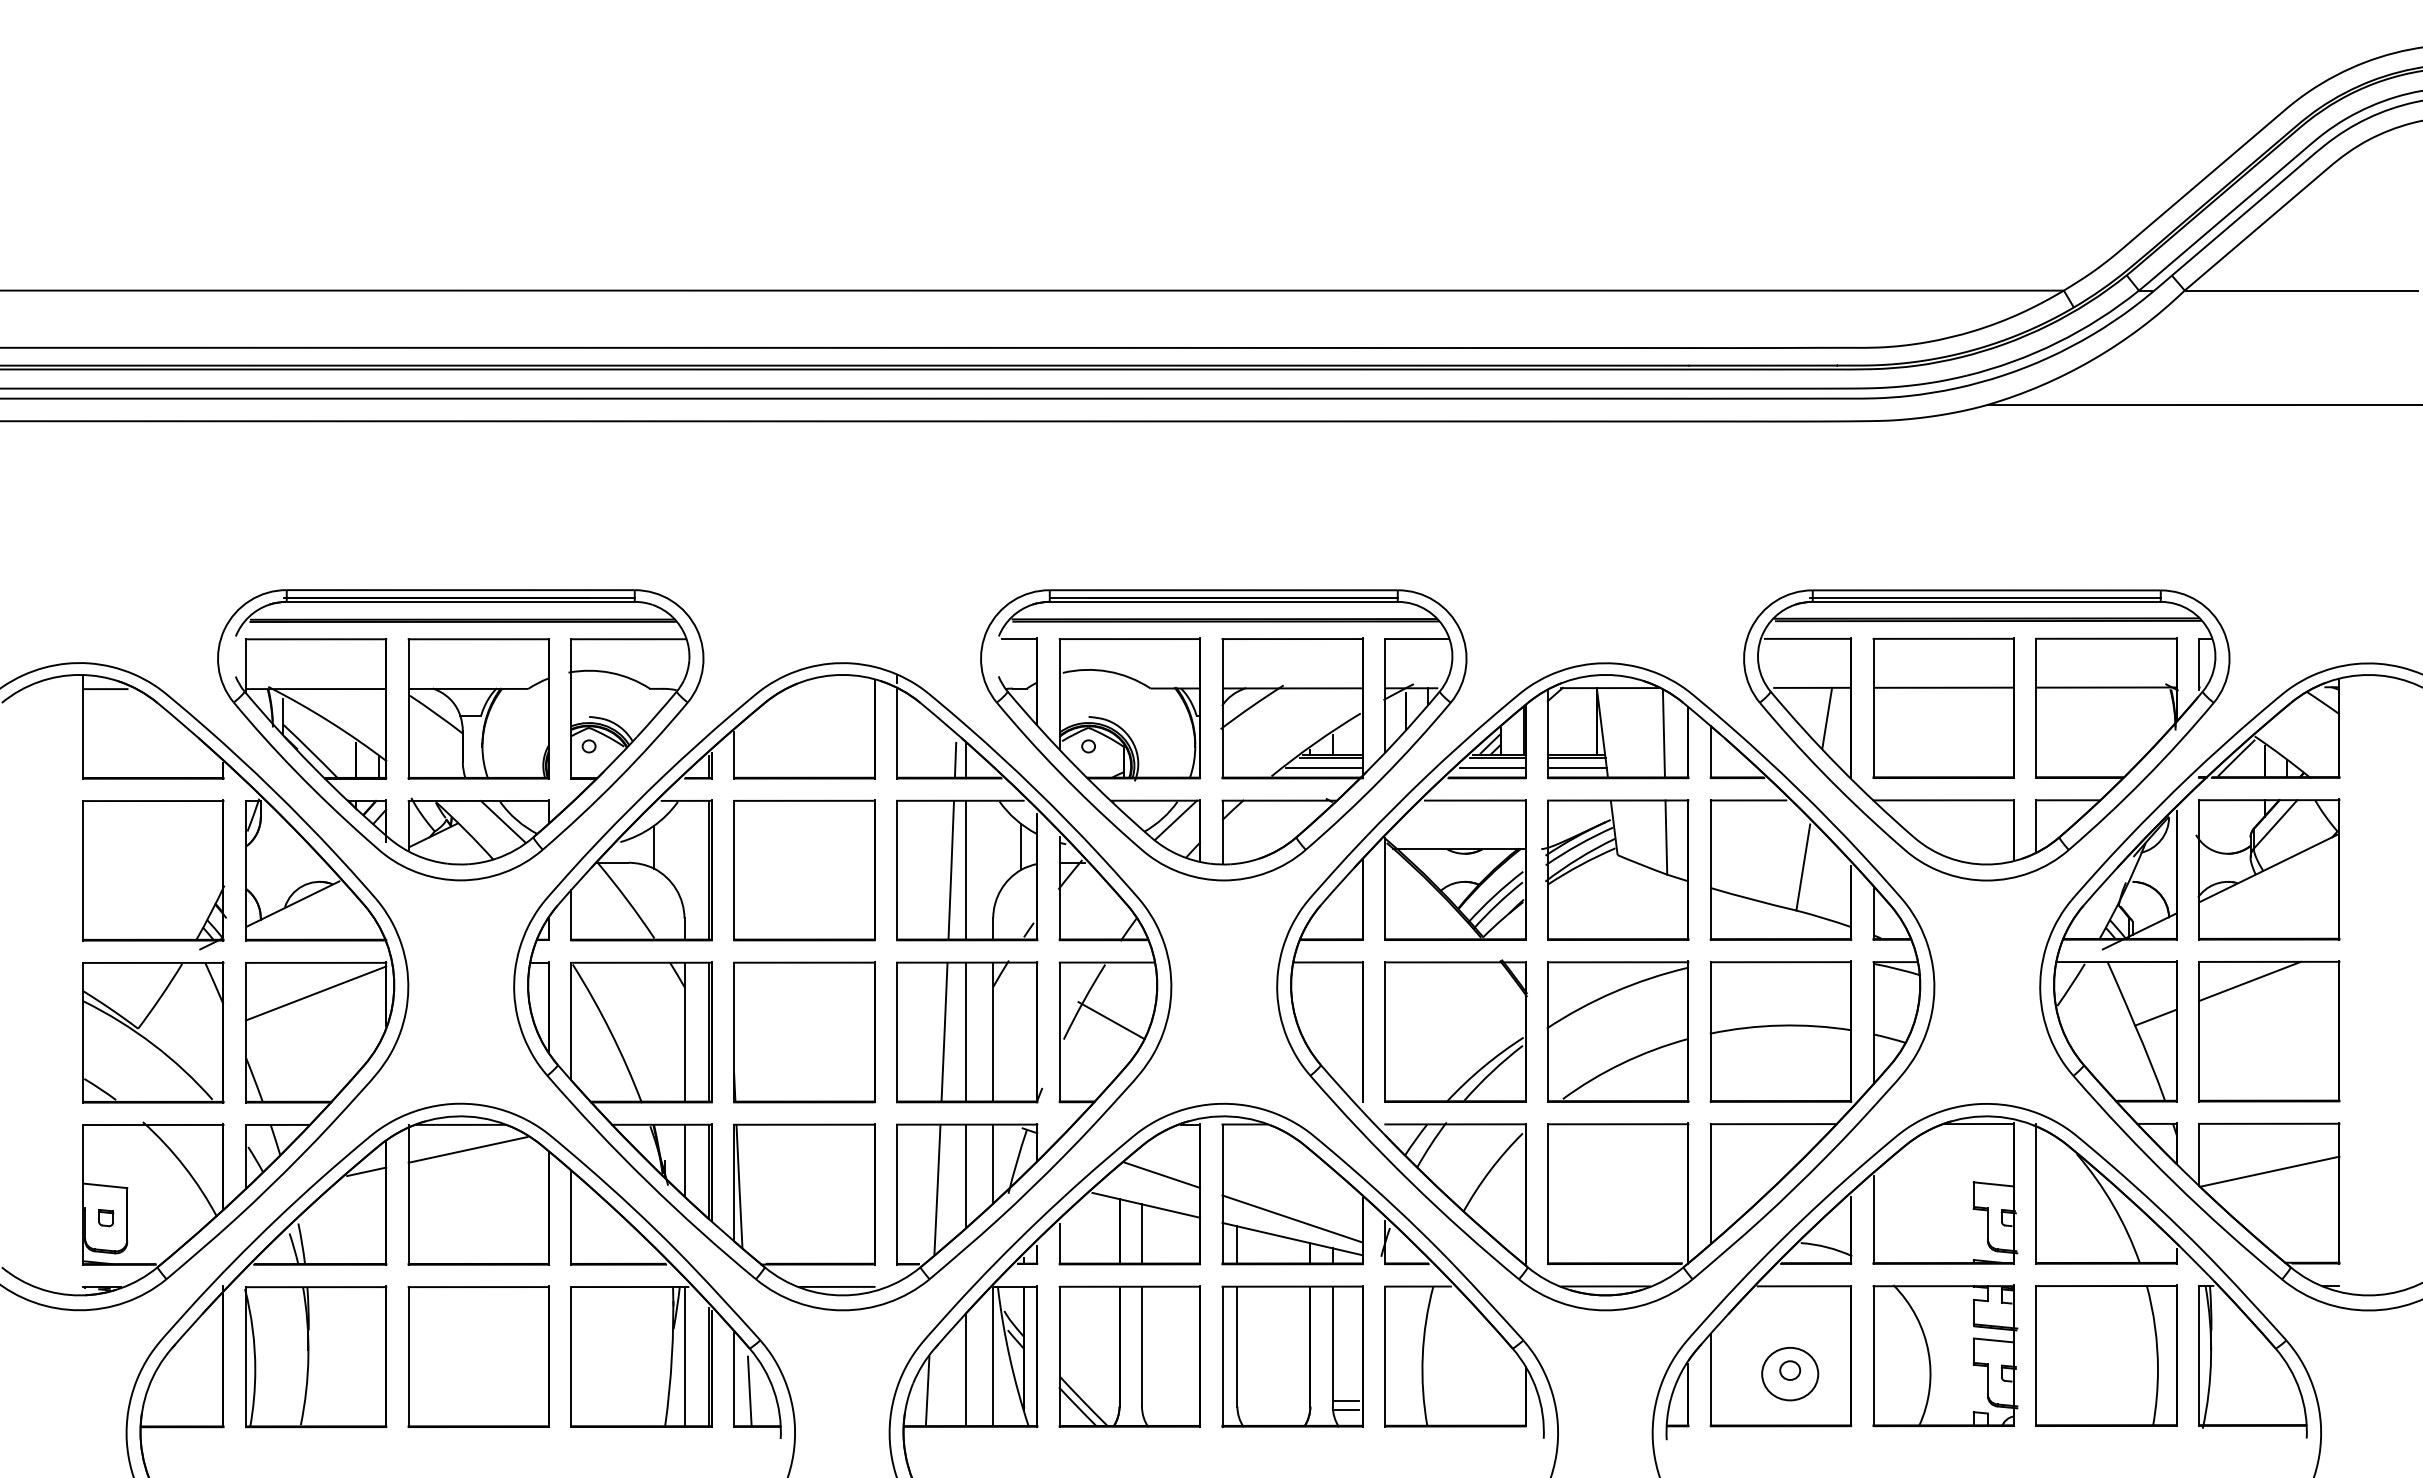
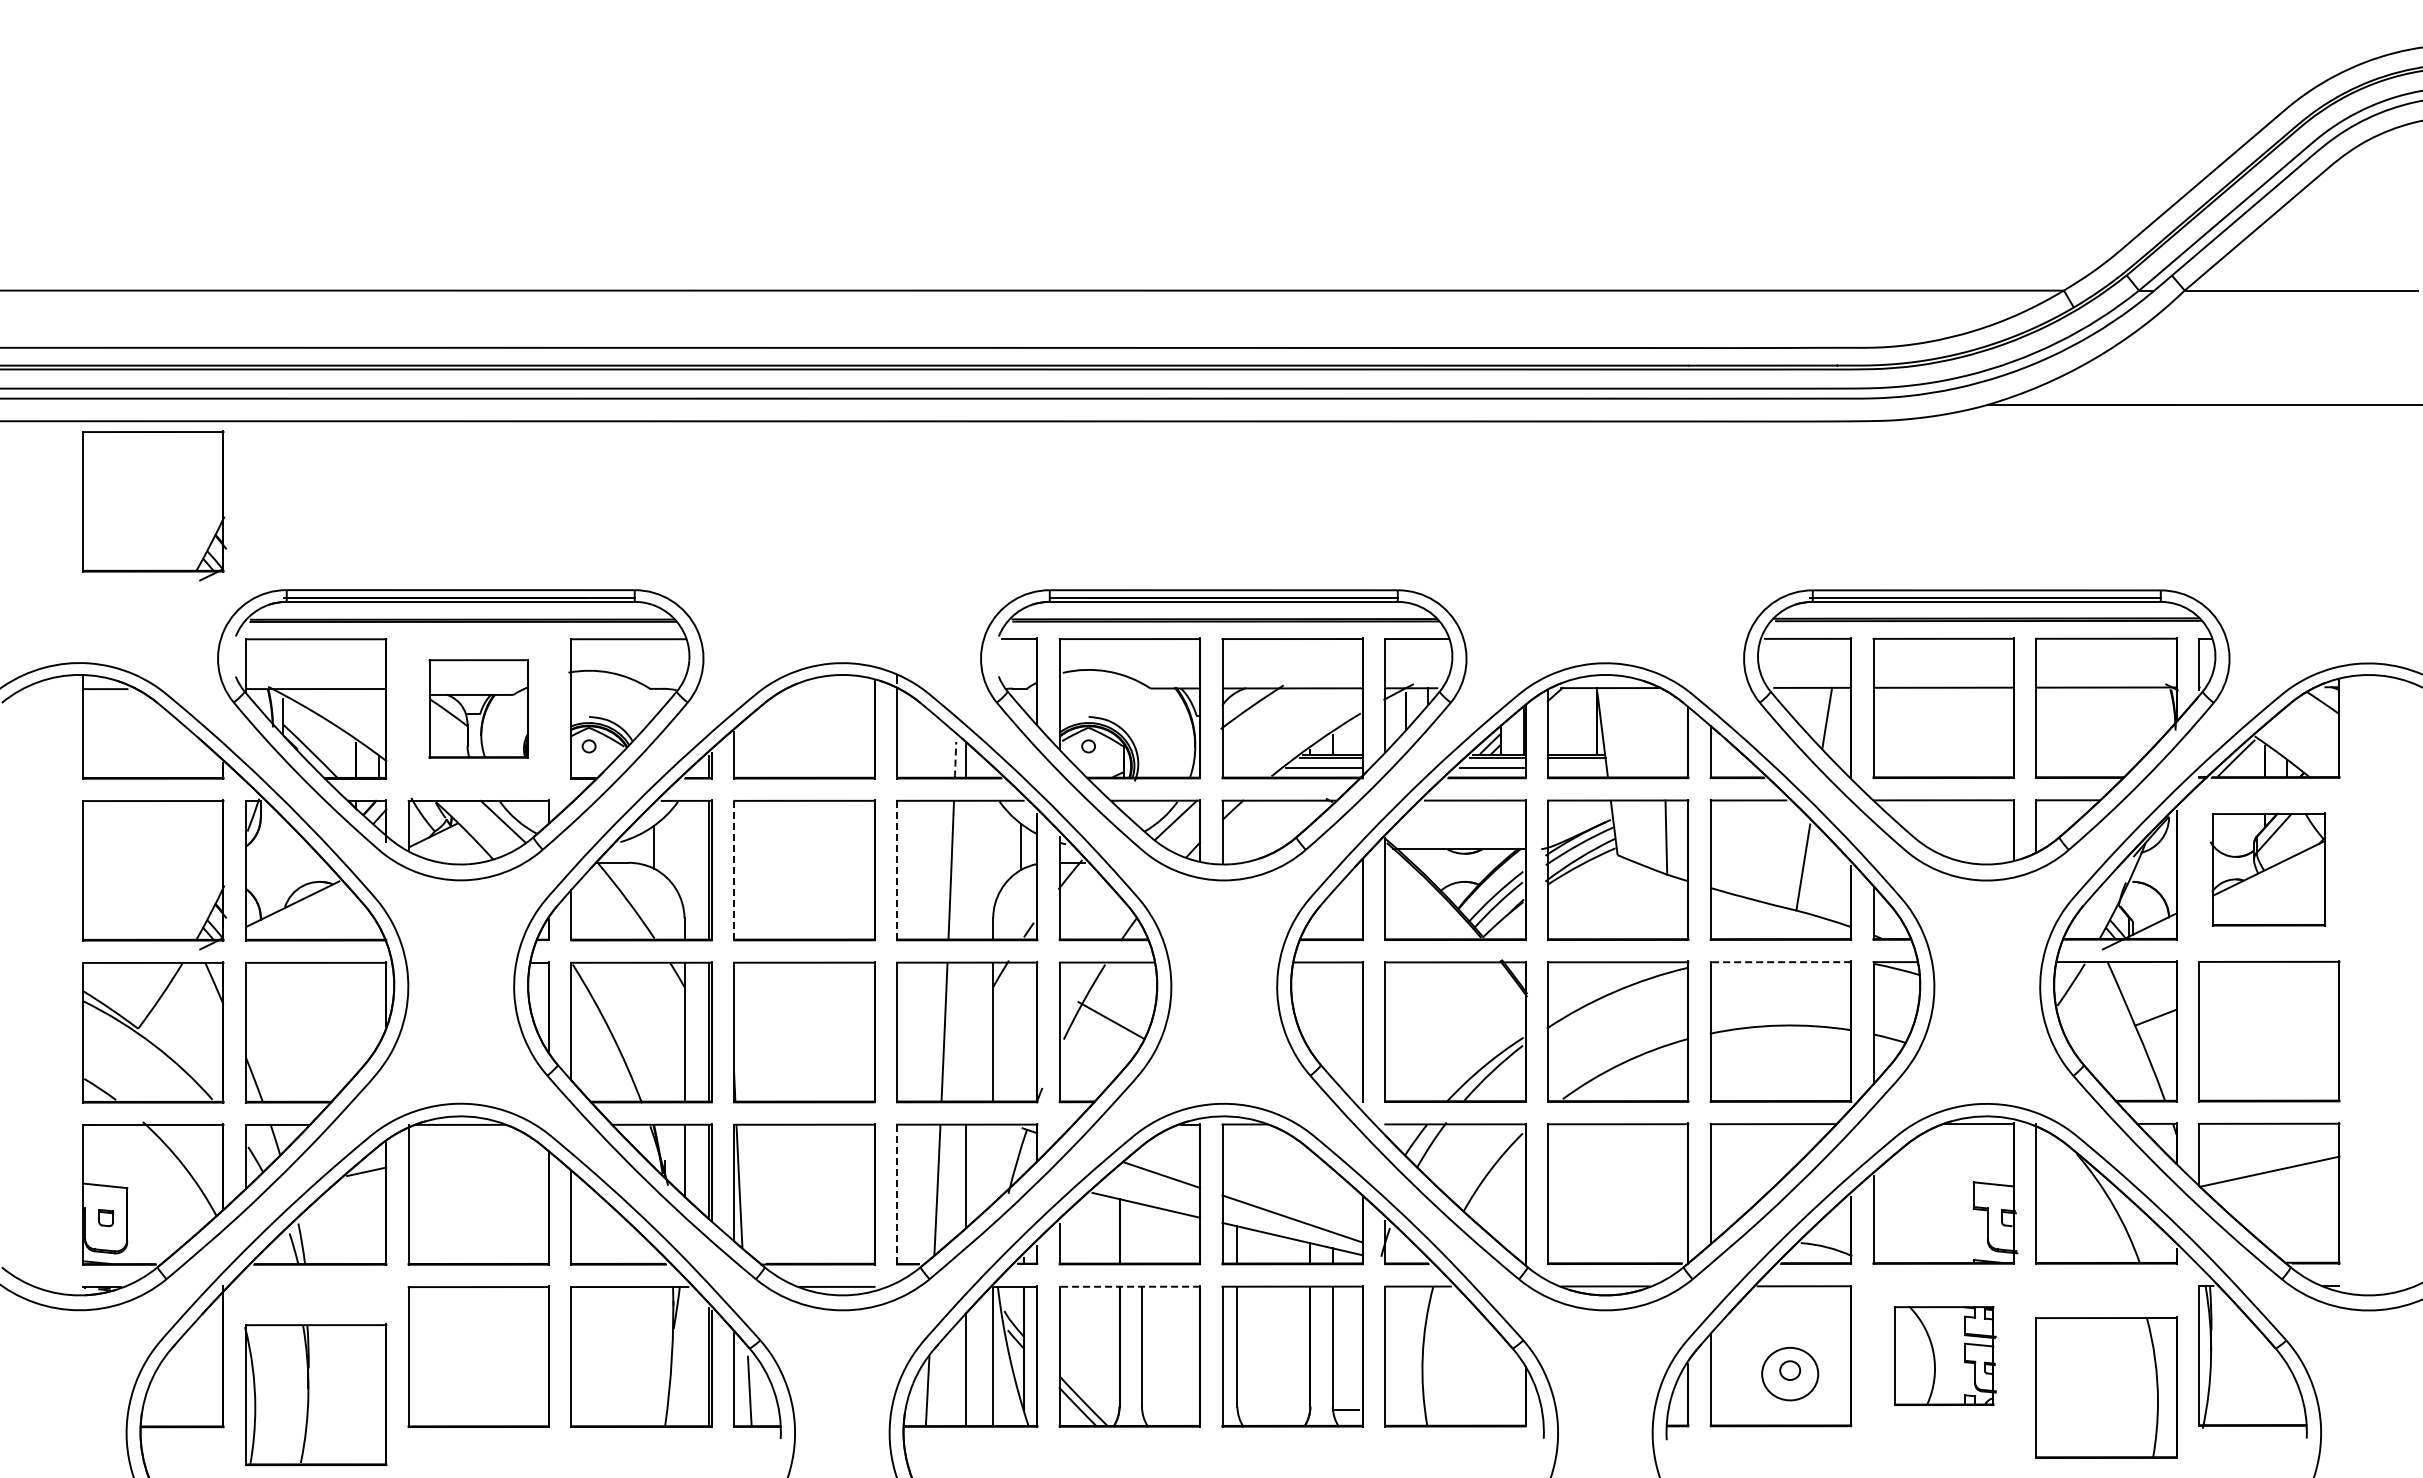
part: none -> present (154, 505)
part size: 143x142 px -> 101x100 px (478, 708)
line: present -> none (1663, 733)
arc: solid -> dashed (955, 759)
line: present -> none (1577, 767)
line: present -> none (966, 869)
part size: 146x143 px -> 118x115 px (2267, 869)
line: solid -> dashed (734, 870)
line: solid -> dashed (896, 870)
line: solid -> dashed (1780, 962)
line: present -> none (2249, 981)
line: present -> none (315, 993)
line: present -> none (966, 1031)
line: present -> none (467, 1149)
line: present -> none (993, 1163)
line: solid -> dashed (896, 1194)
line: present -> none (1142, 1233)
line: solid -> dashed (1129, 1286)
part size: 147x144 px -> 103x100 px (1945, 1355)
part position: (2106, 1355) -> (2106, 1387) (2106, 1387)
part position: (315, 1356) -> (315, 1394) (315, 1394)
line: present -> none (684, 1356)
line: present -> none (1345, 1401)
